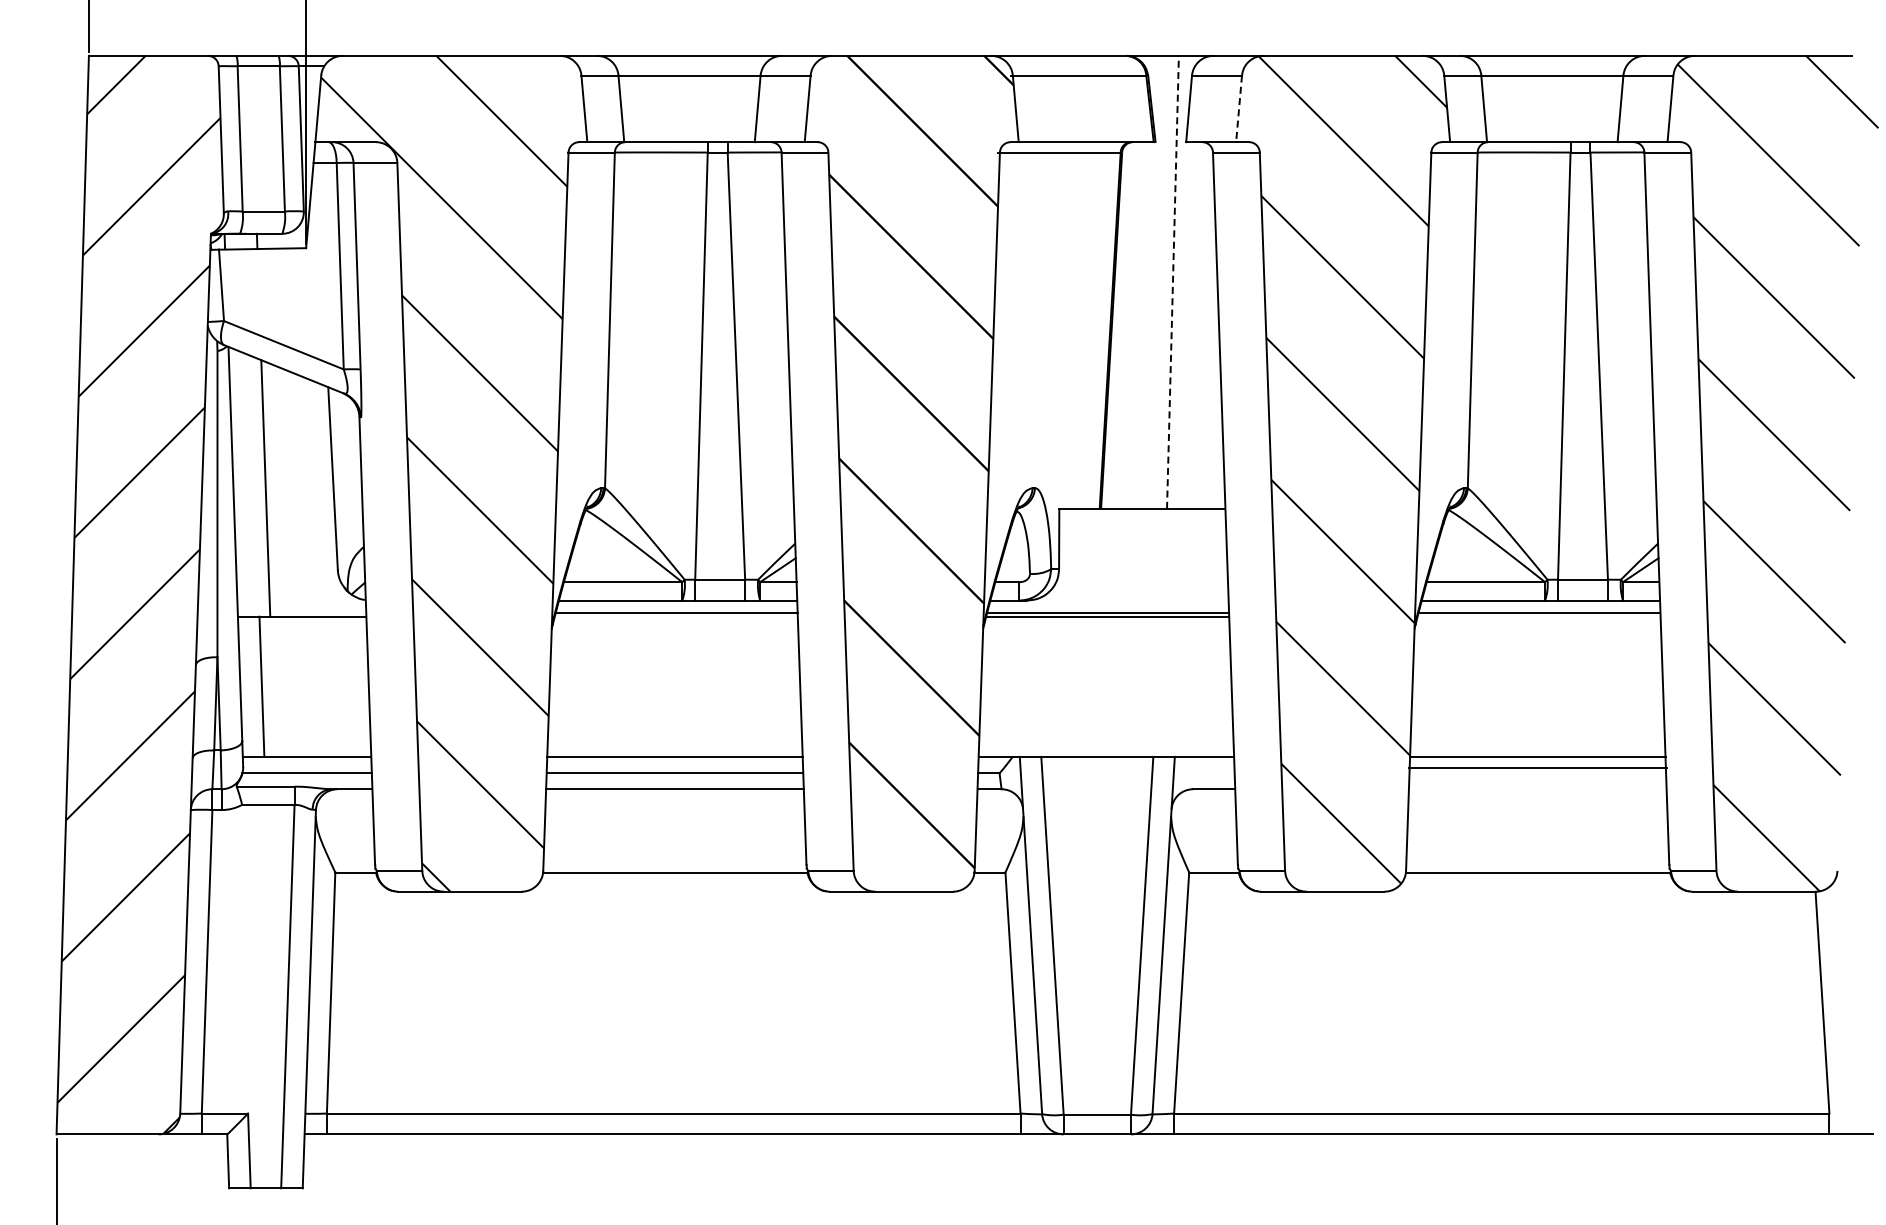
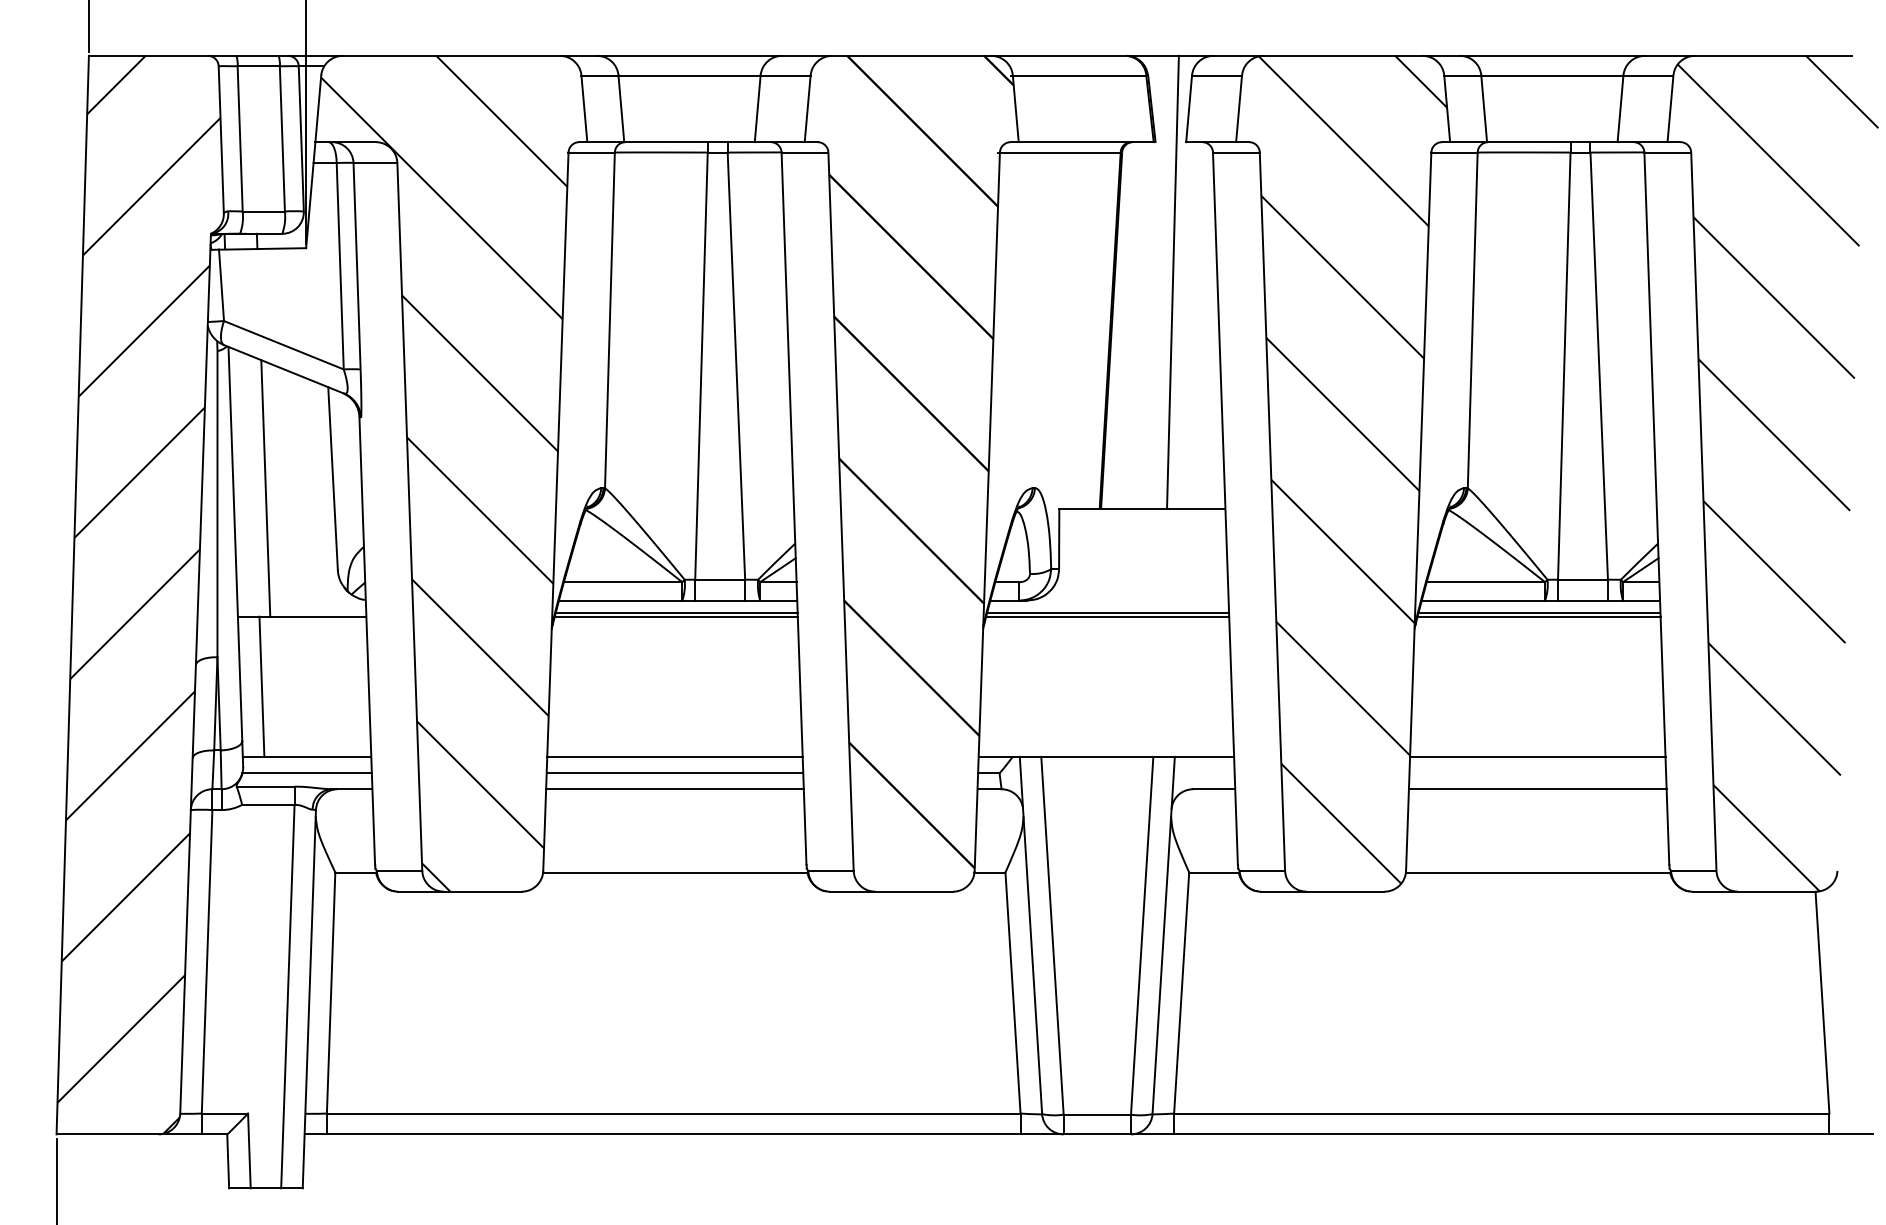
line: dashed -> solid (1239, 108)
line: dashed -> solid (1172, 282)
line: none -> present (675, 616)
line: none -> present (1538, 616)
line position: (1537, 768) -> (1537, 789) (1537, 789)
